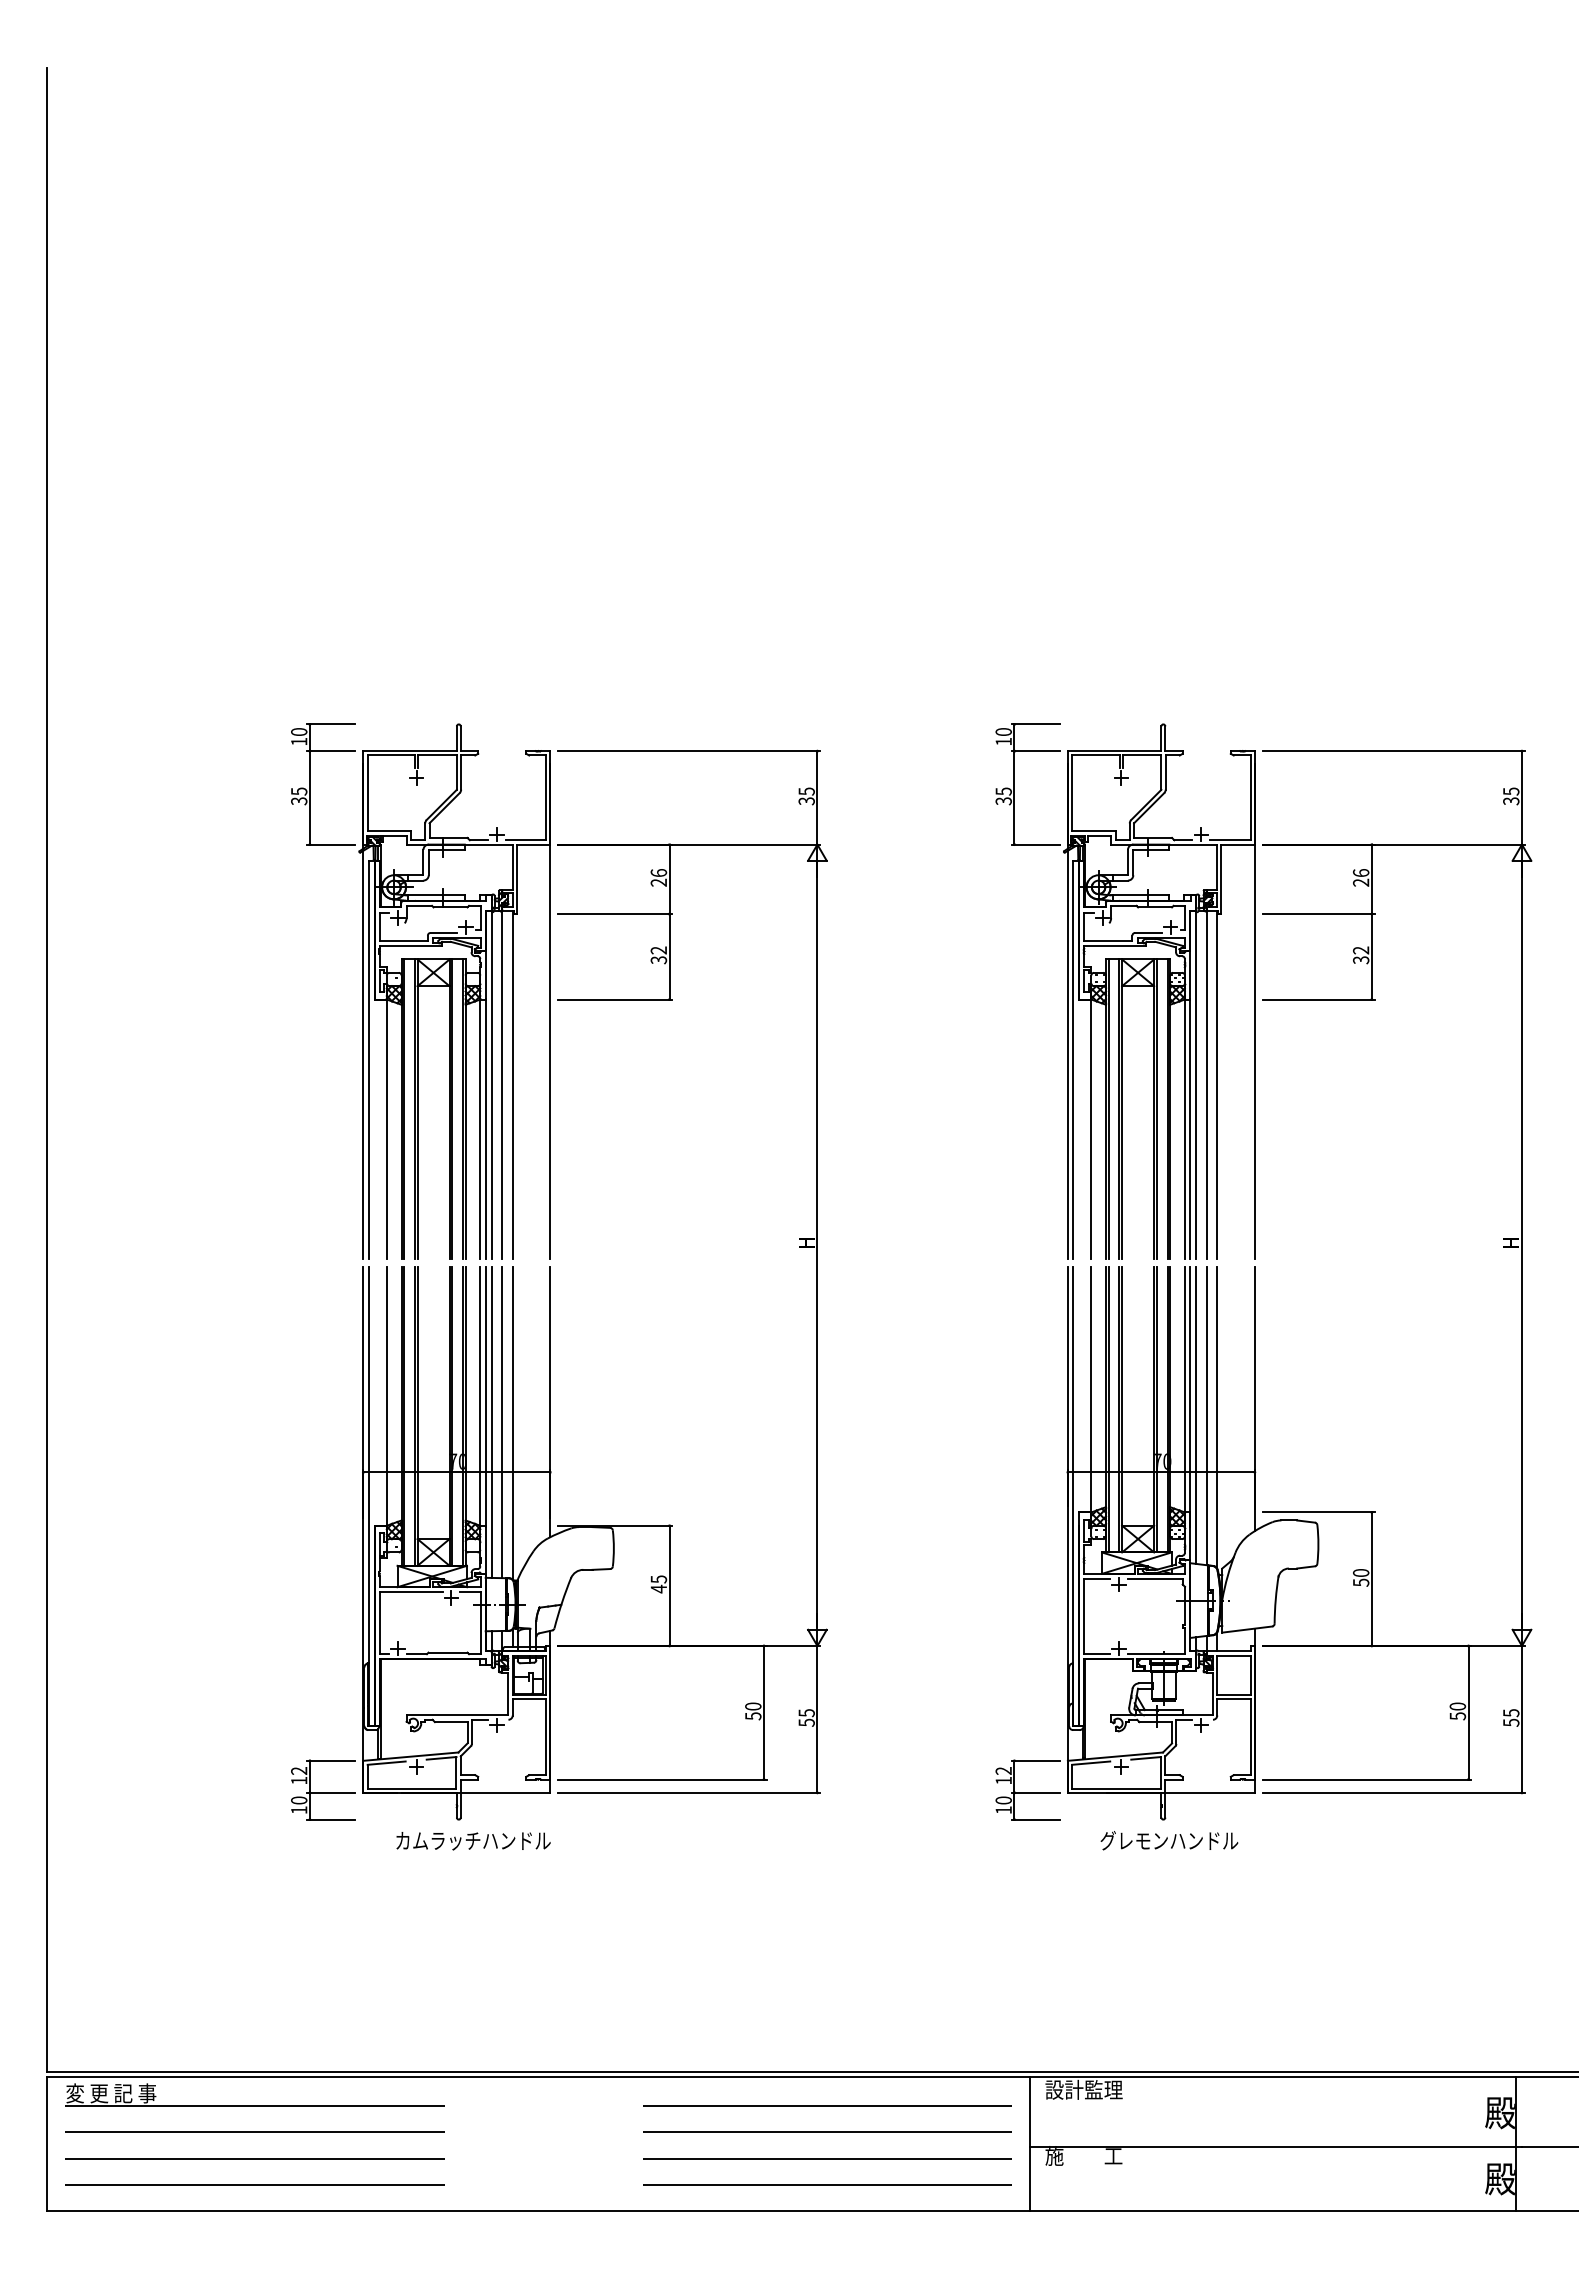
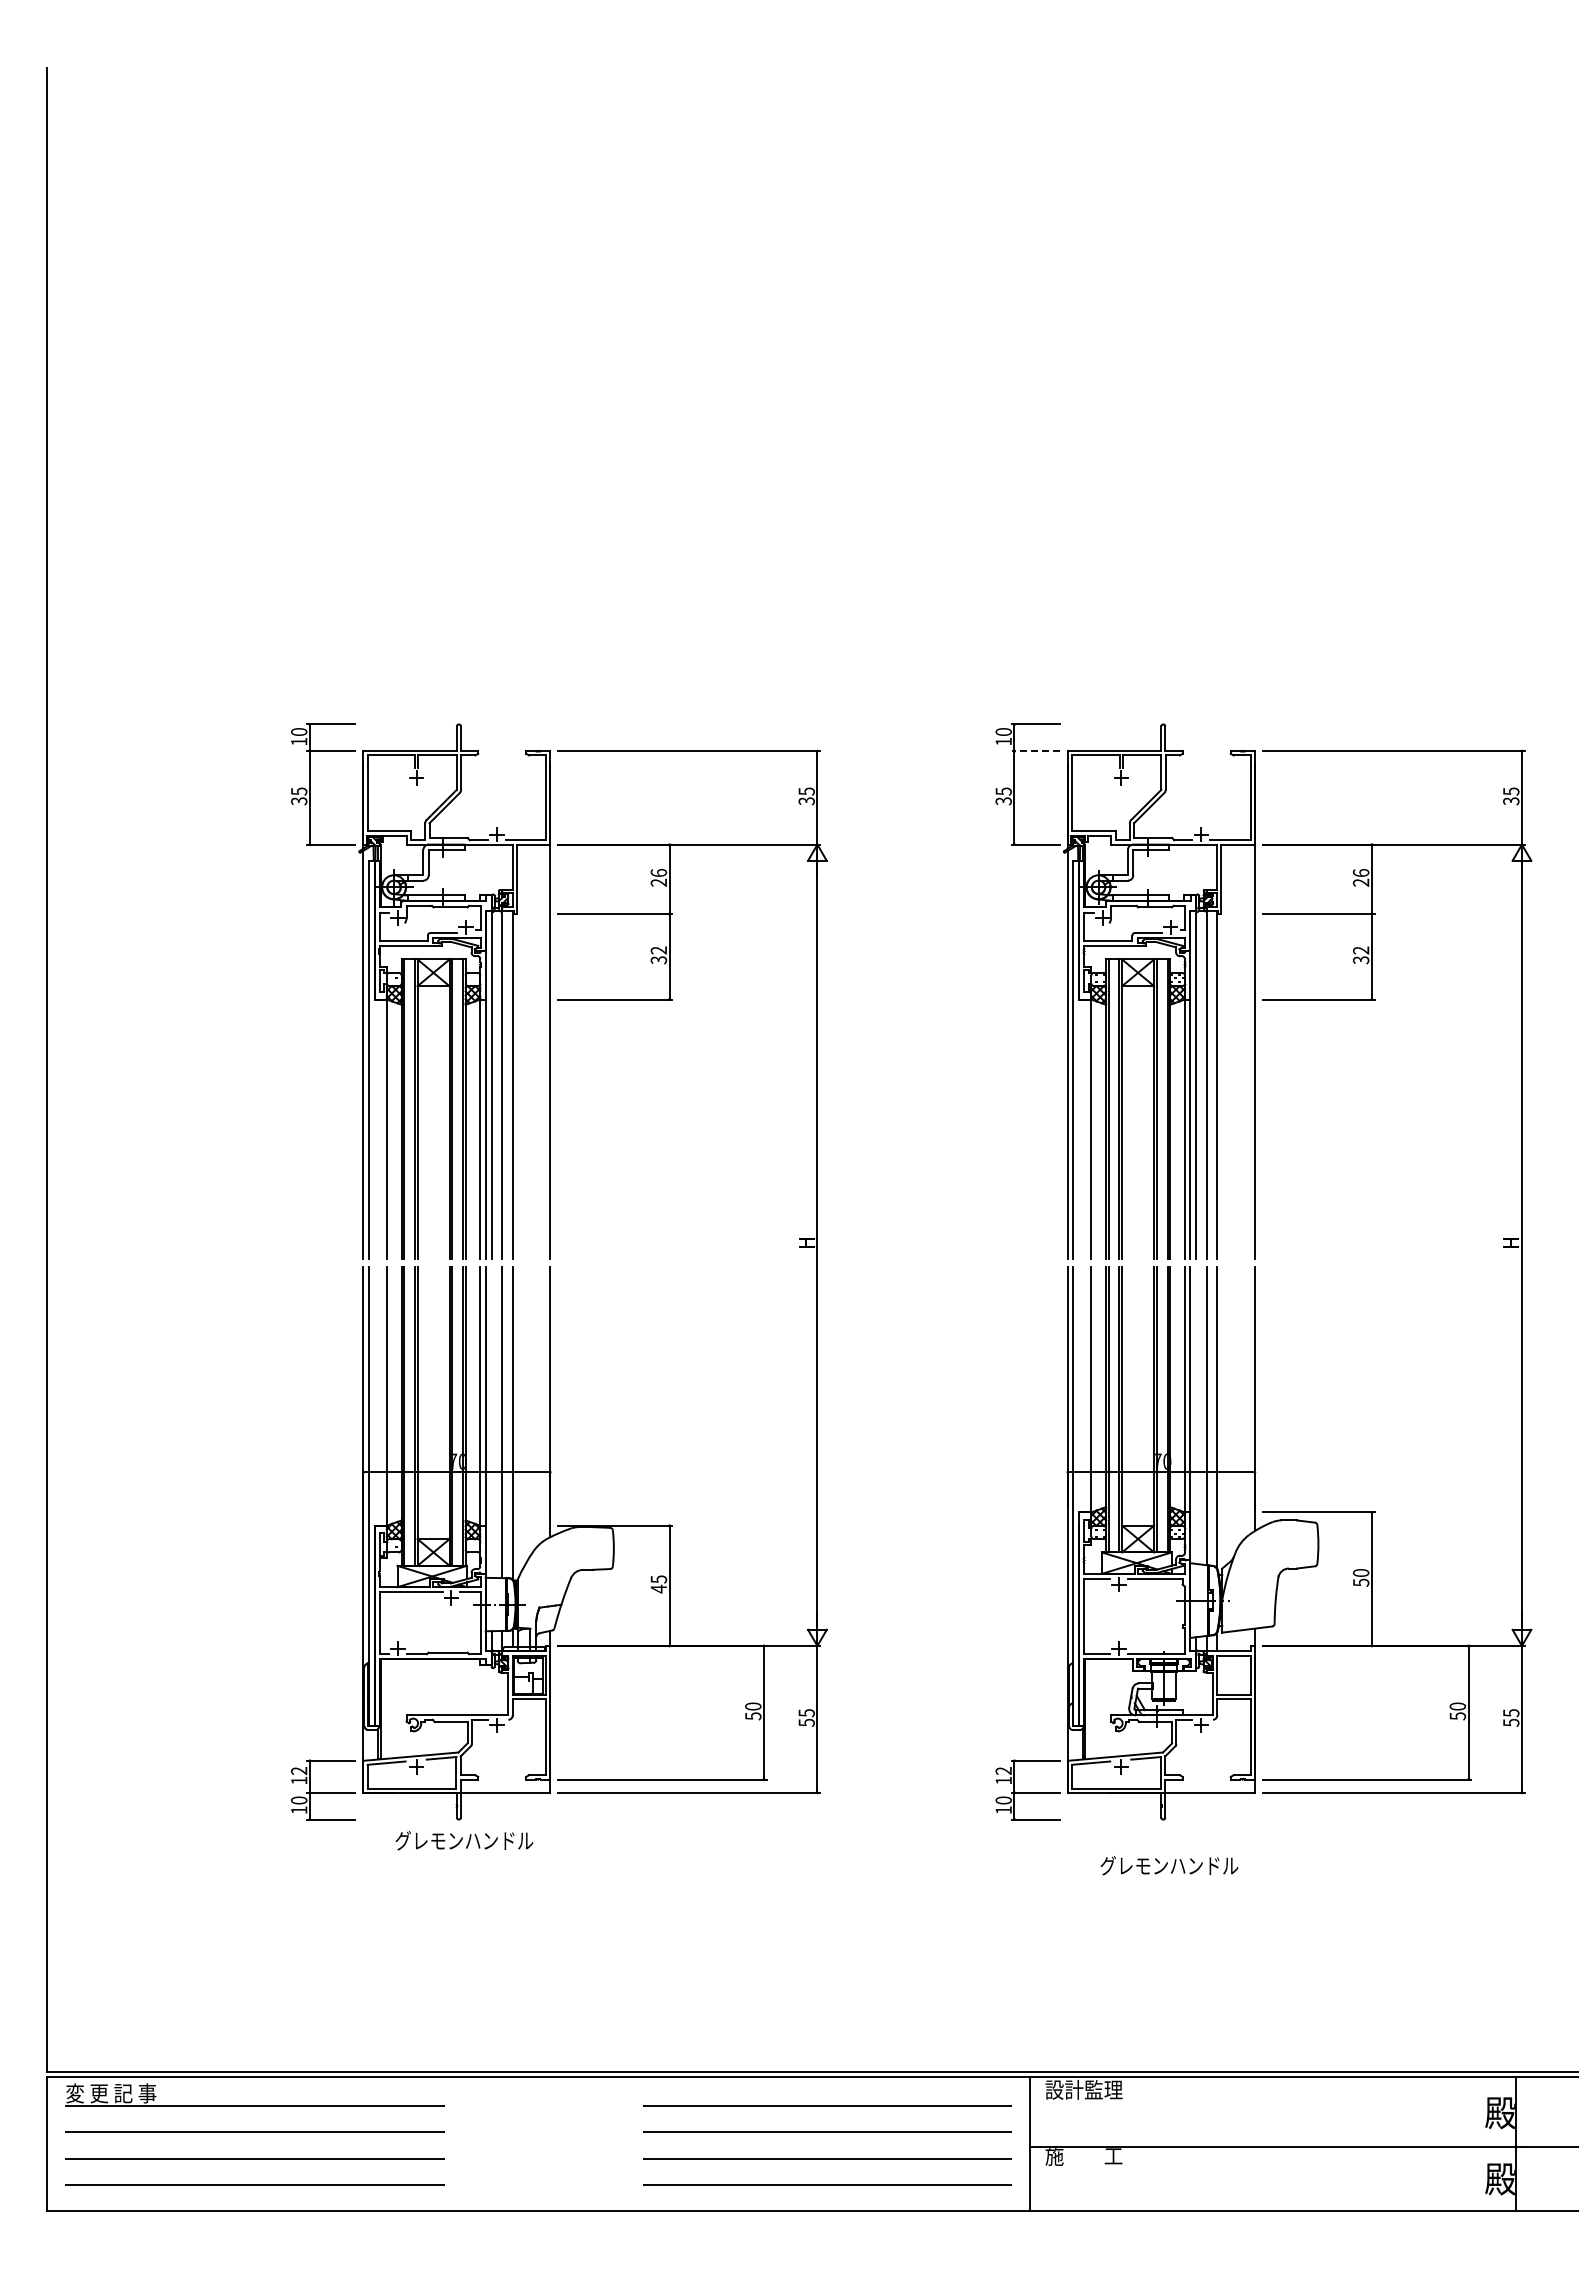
line: solid -> dashed (1035, 751)
line: present -> none (1196, 1414)
line: present -> none (491, 1421)
text: カムラッチハンドル -> グレモンハンドル (472, 1840)
text position: (1169, 1840) -> (1169, 1865) (1169, 1865)
